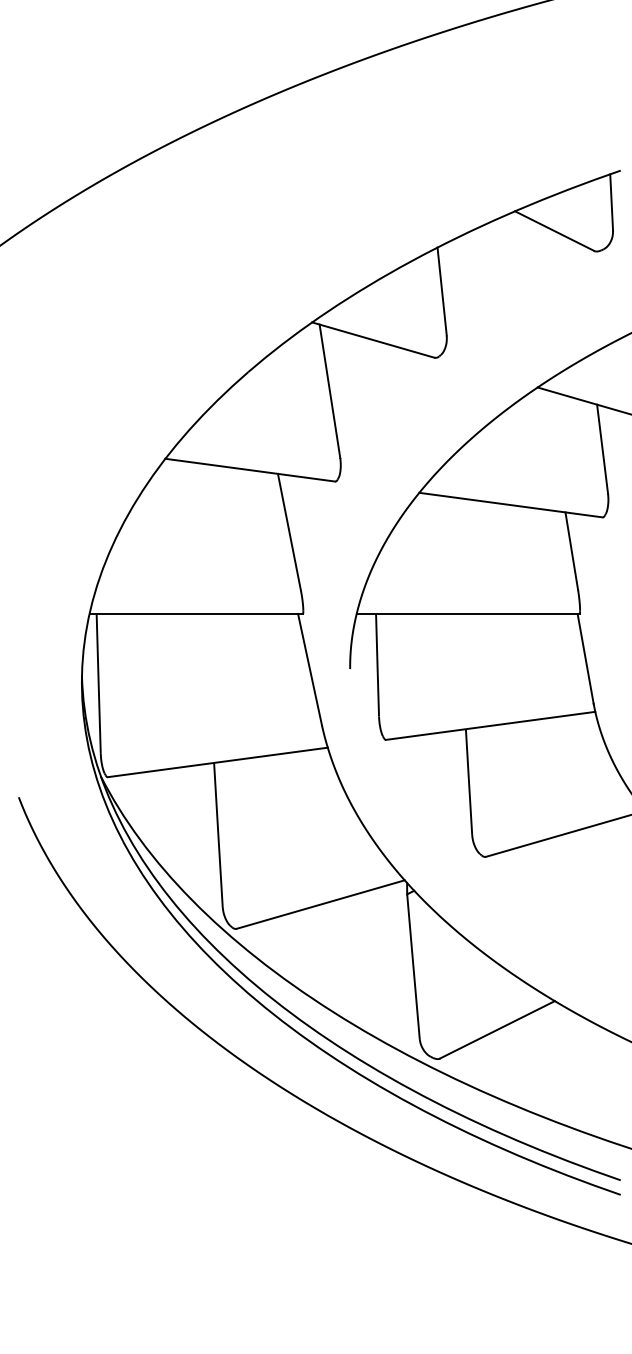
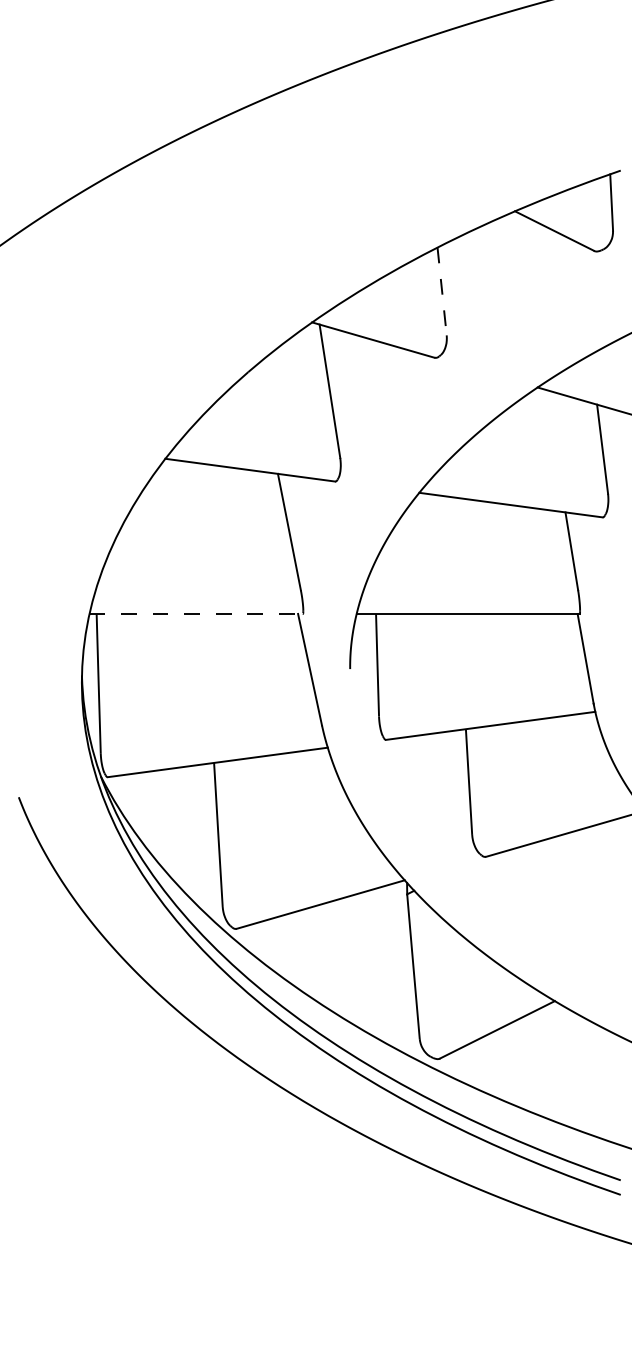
line: solid -> dashed (442, 291)
line: solid -> dashed (196, 613)
